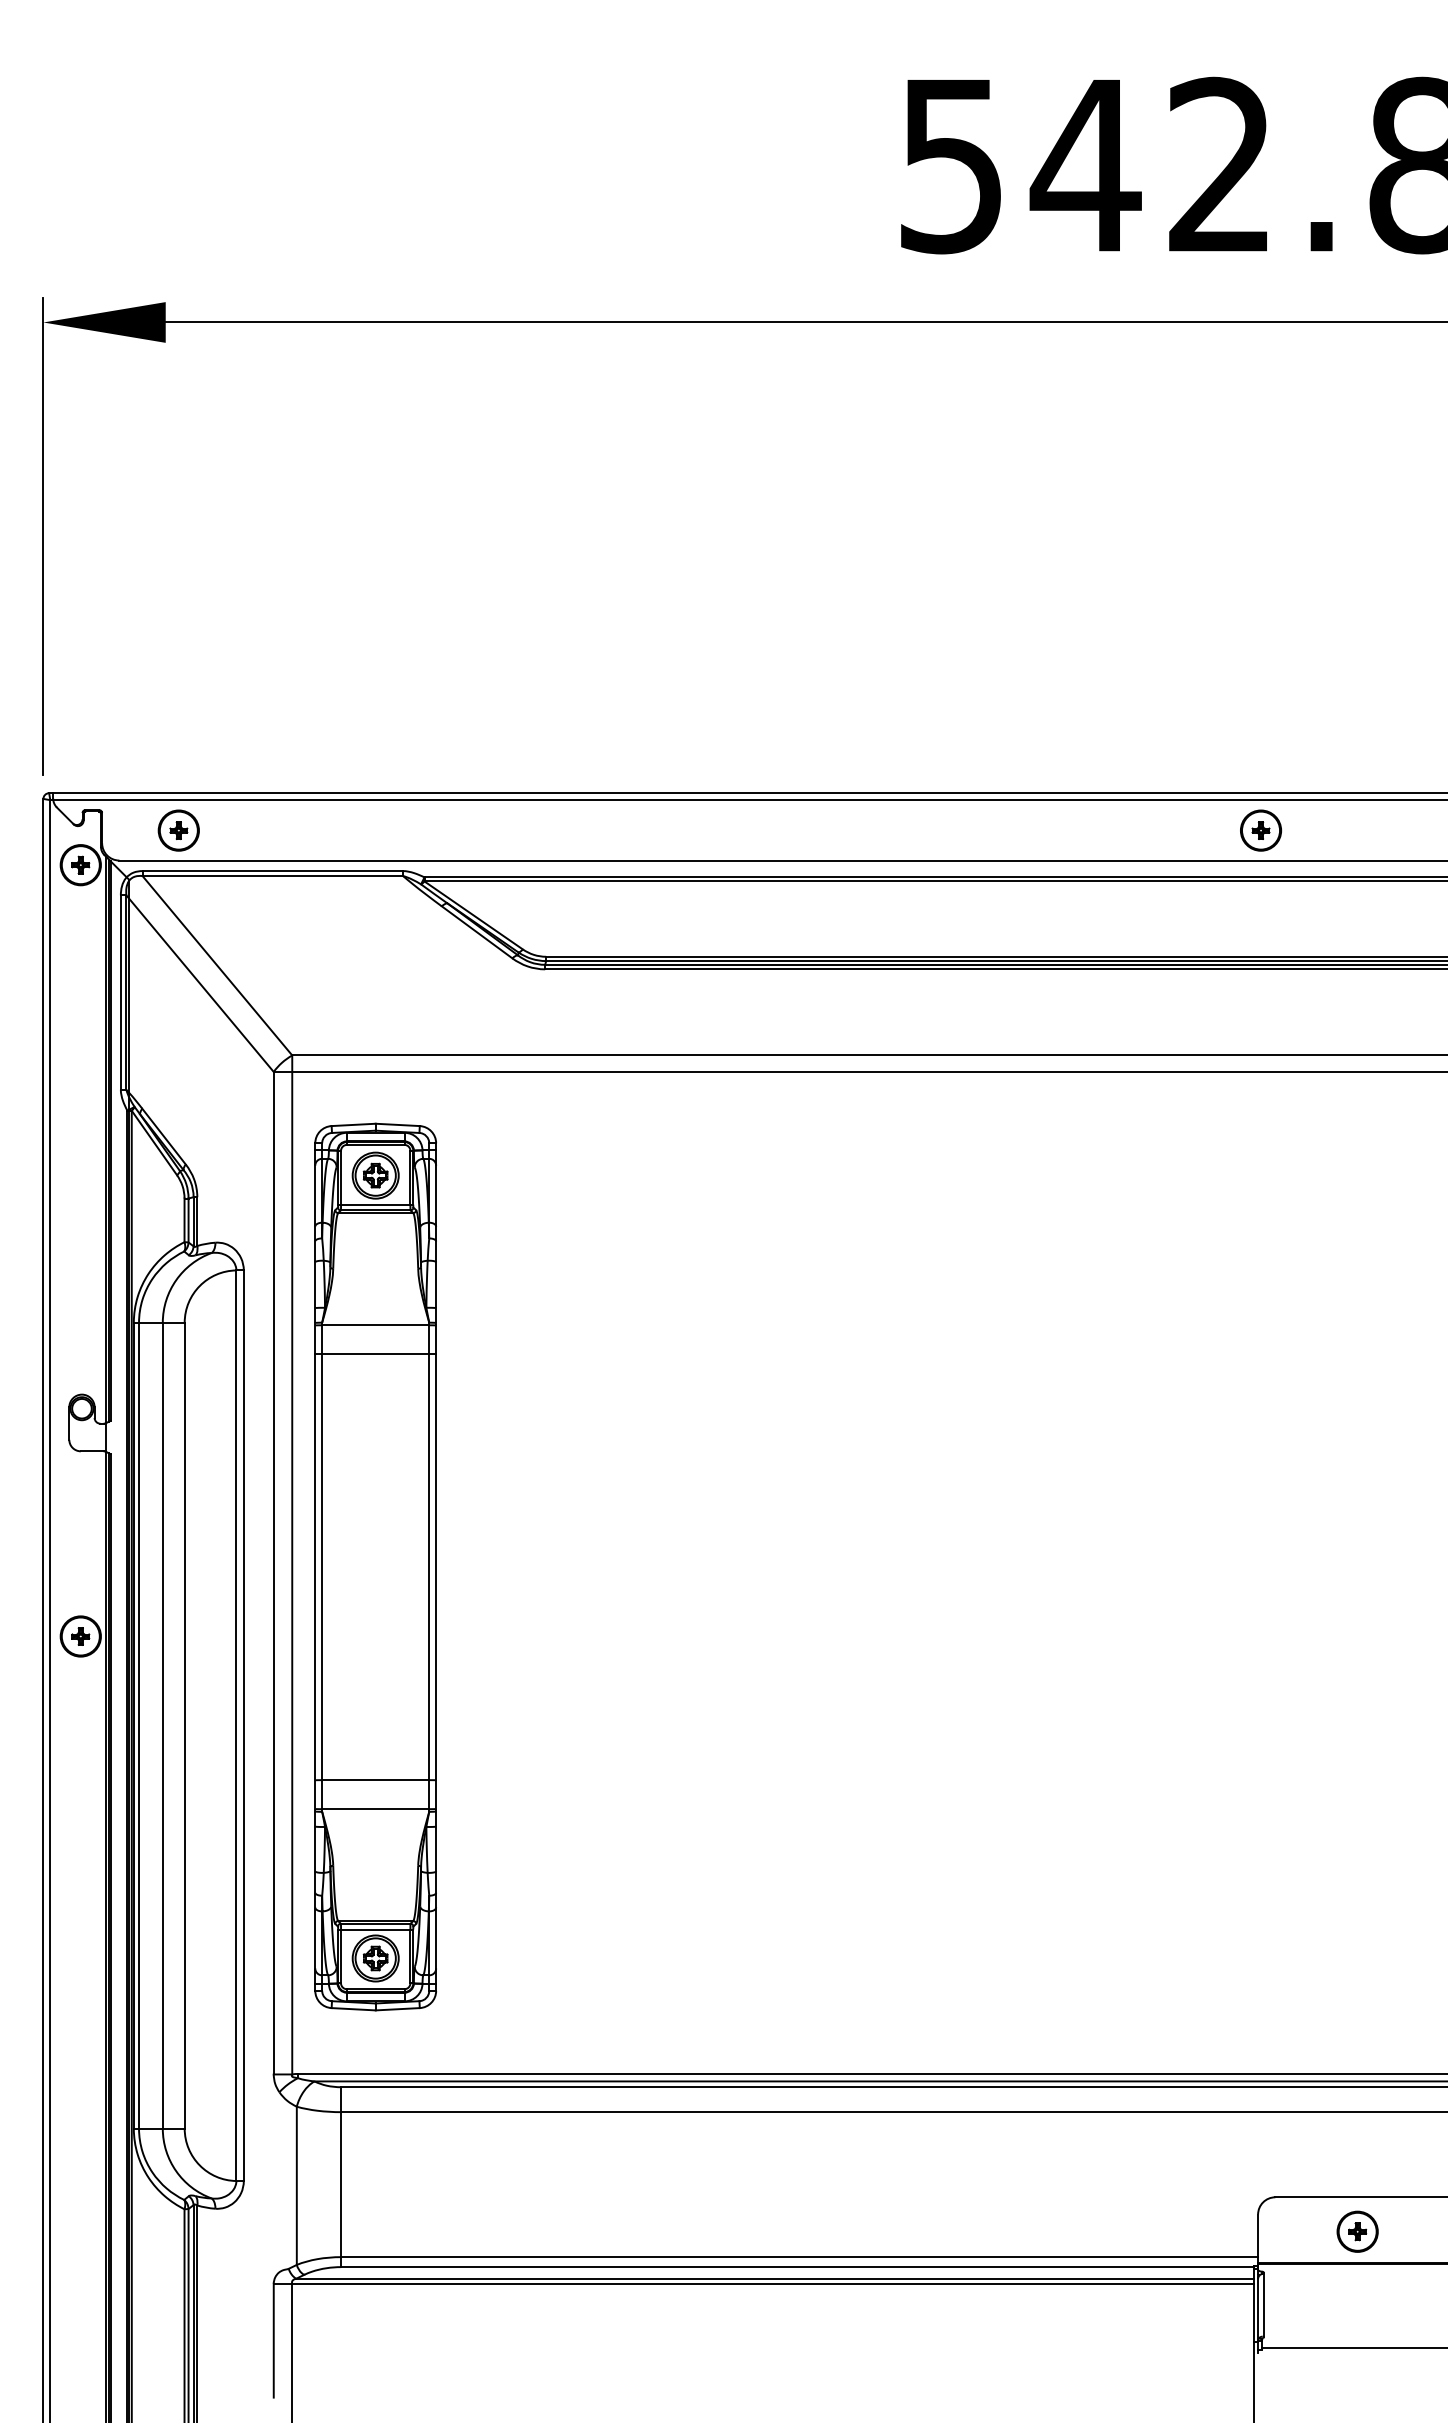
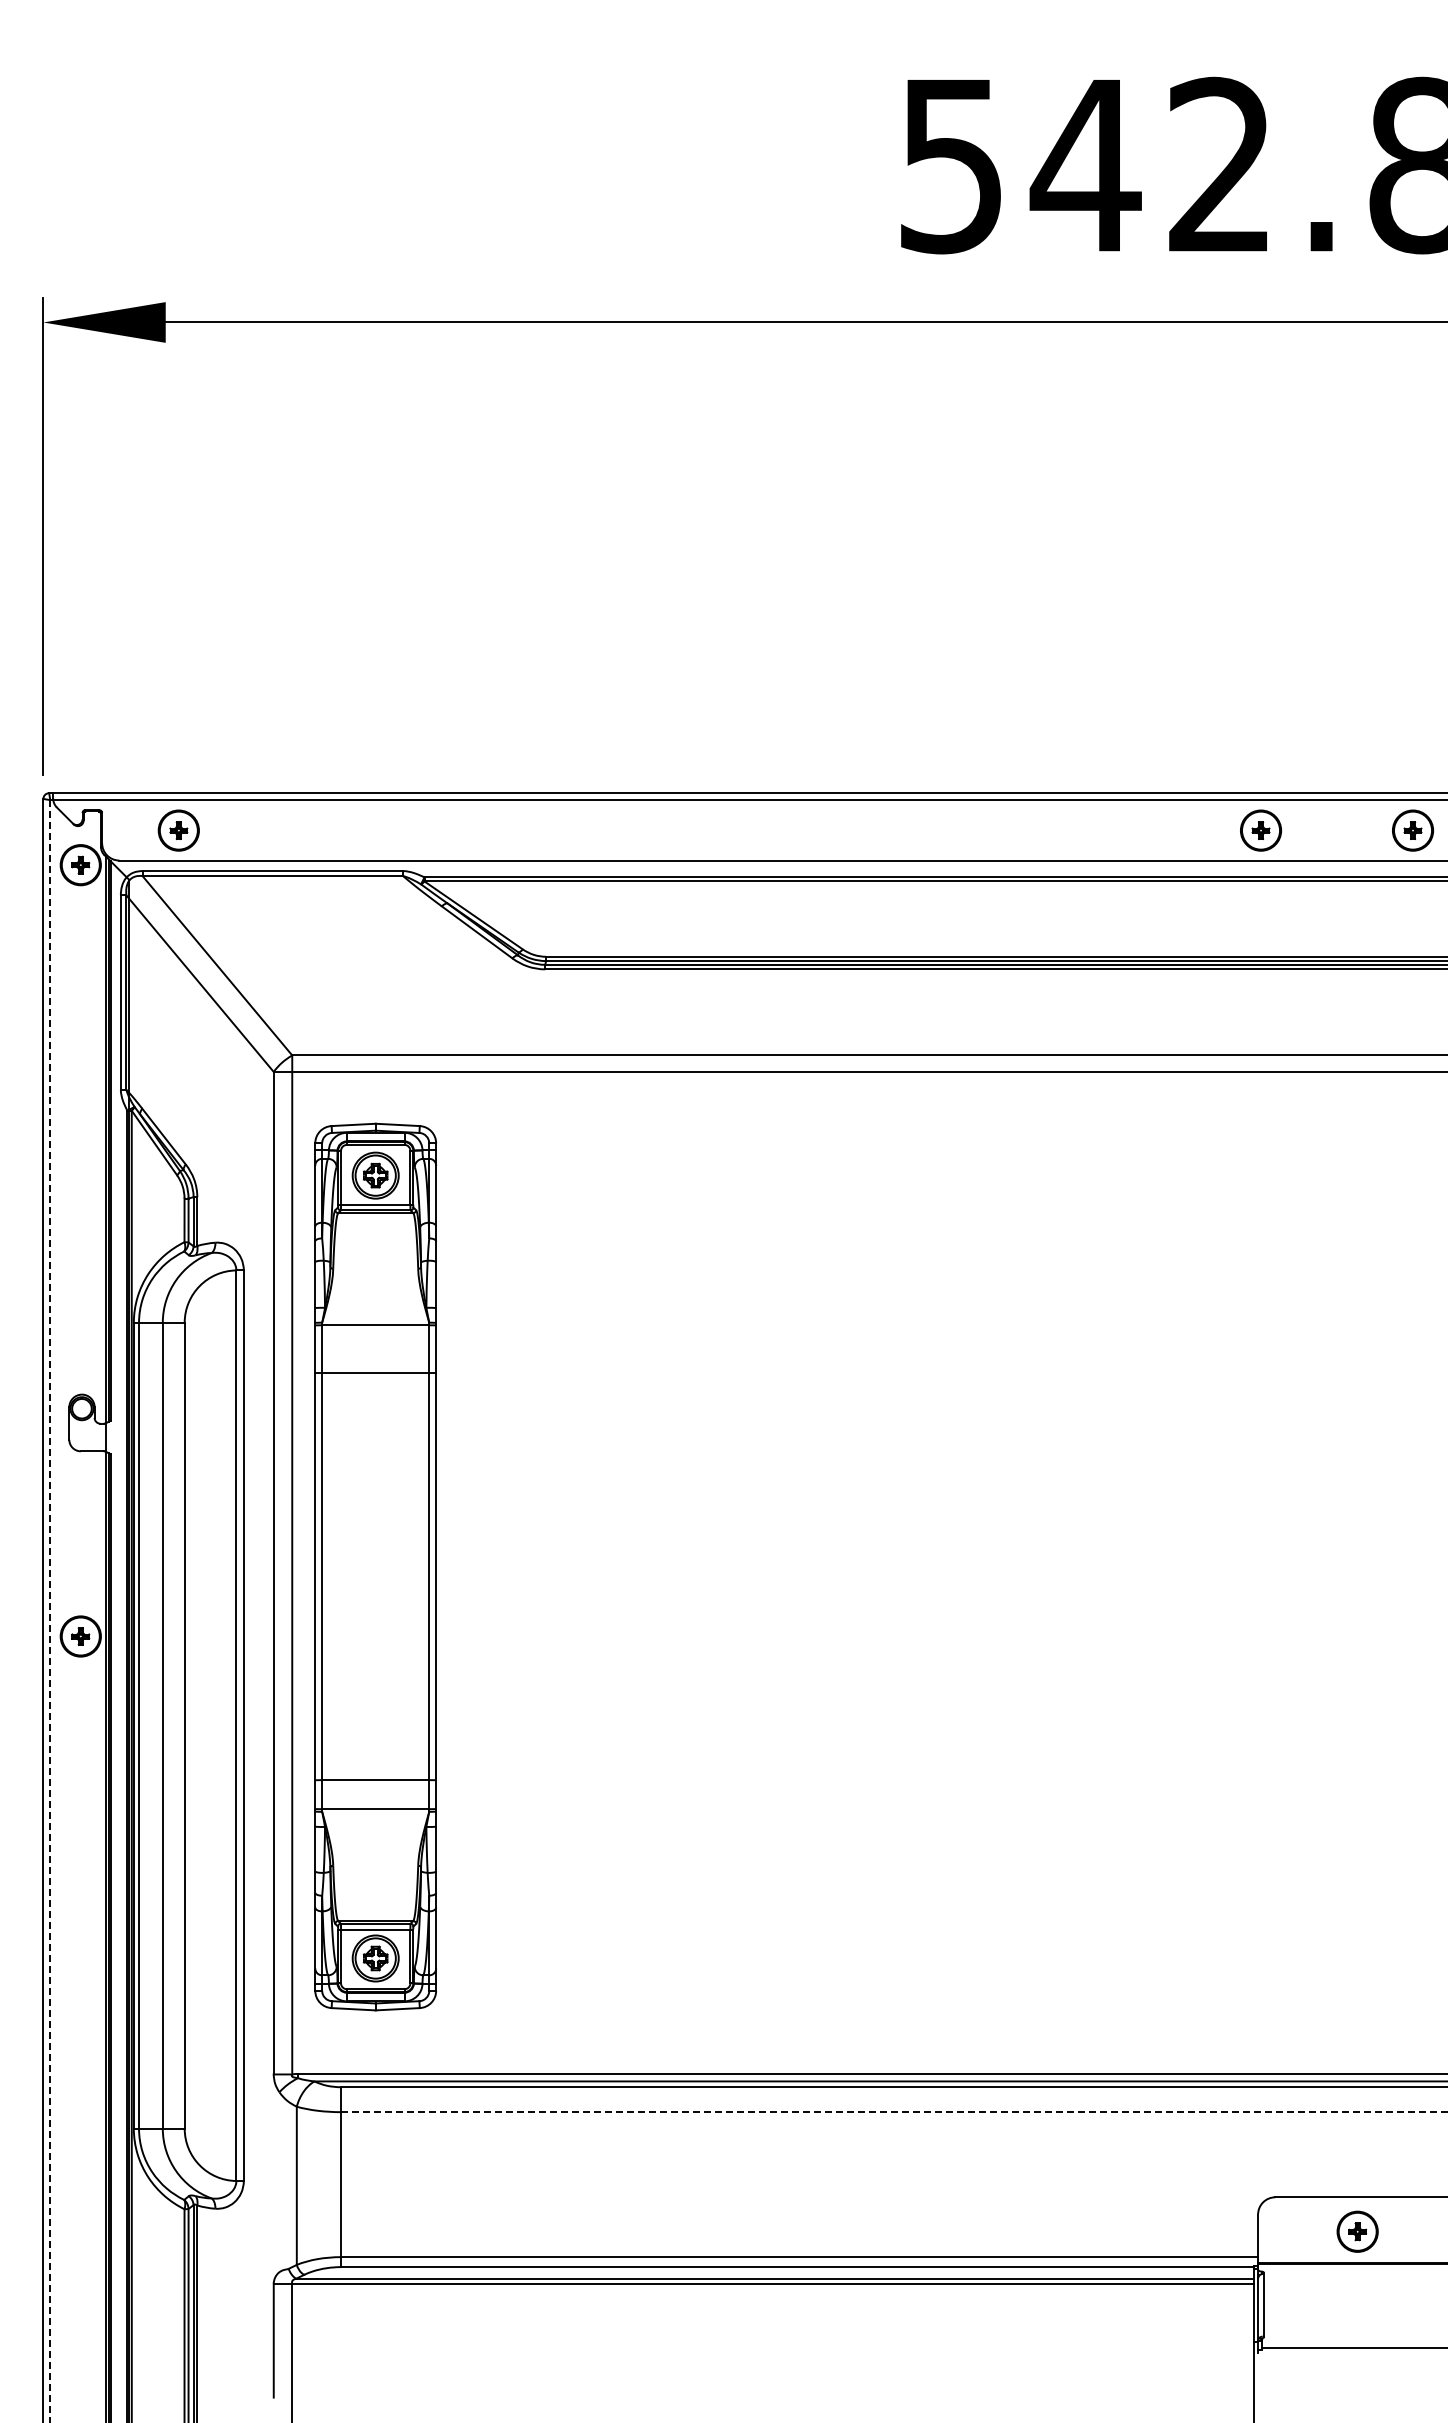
part: none -> present (1413, 830)
line position: (375, 1354) -> (375, 1373) (375, 1373)
line: solid -> dashed (50, 1611)
line: solid -> dashed (893, 2112)
